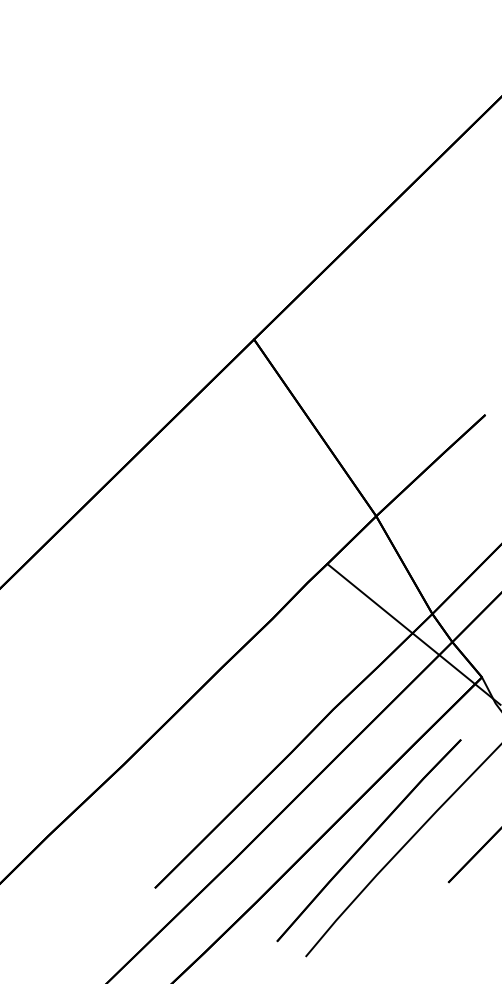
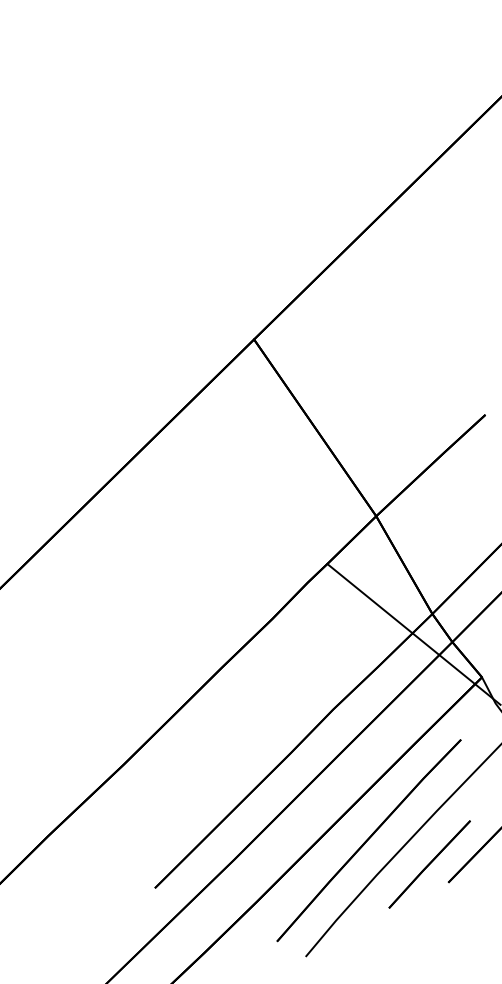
line: none -> present (429, 864)
